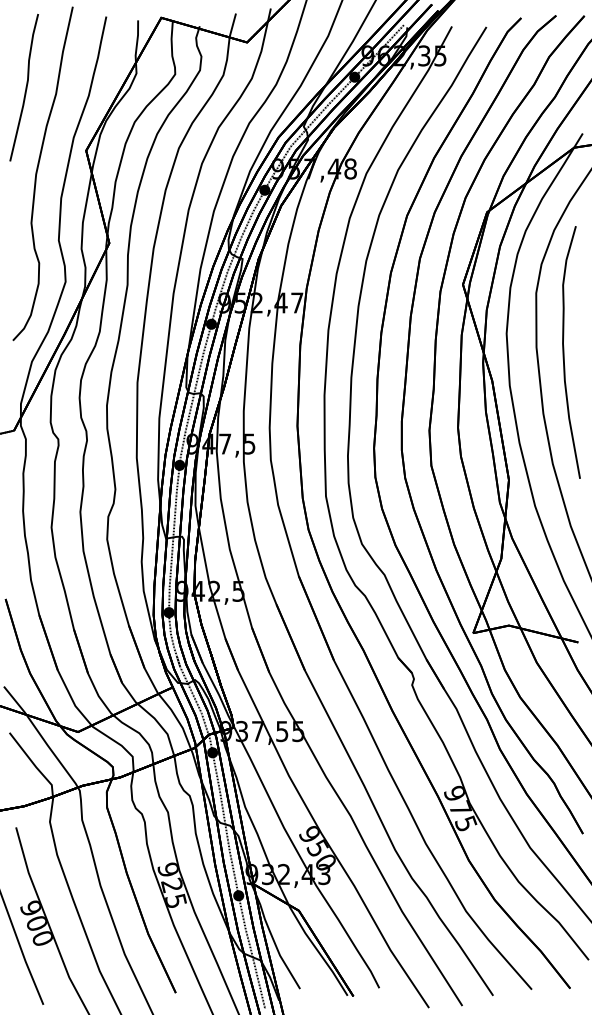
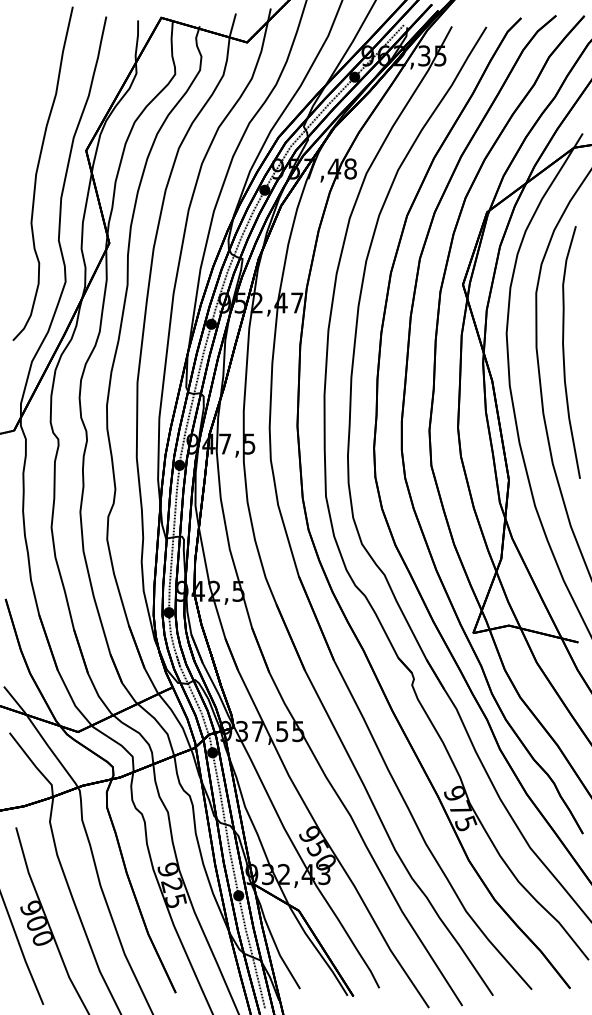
part: present -> none (23, 87)
